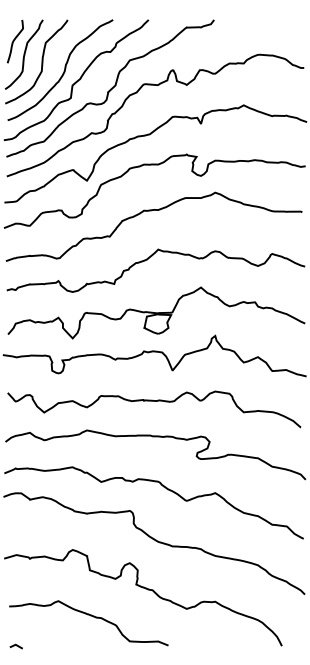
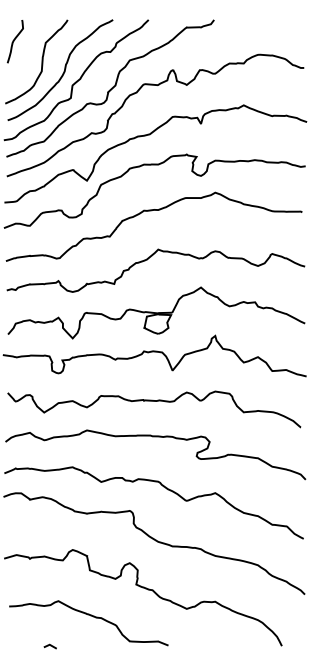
curve: present -> none (23, 54)
line position: (15, 645) -> (49, 645) (49, 645)
